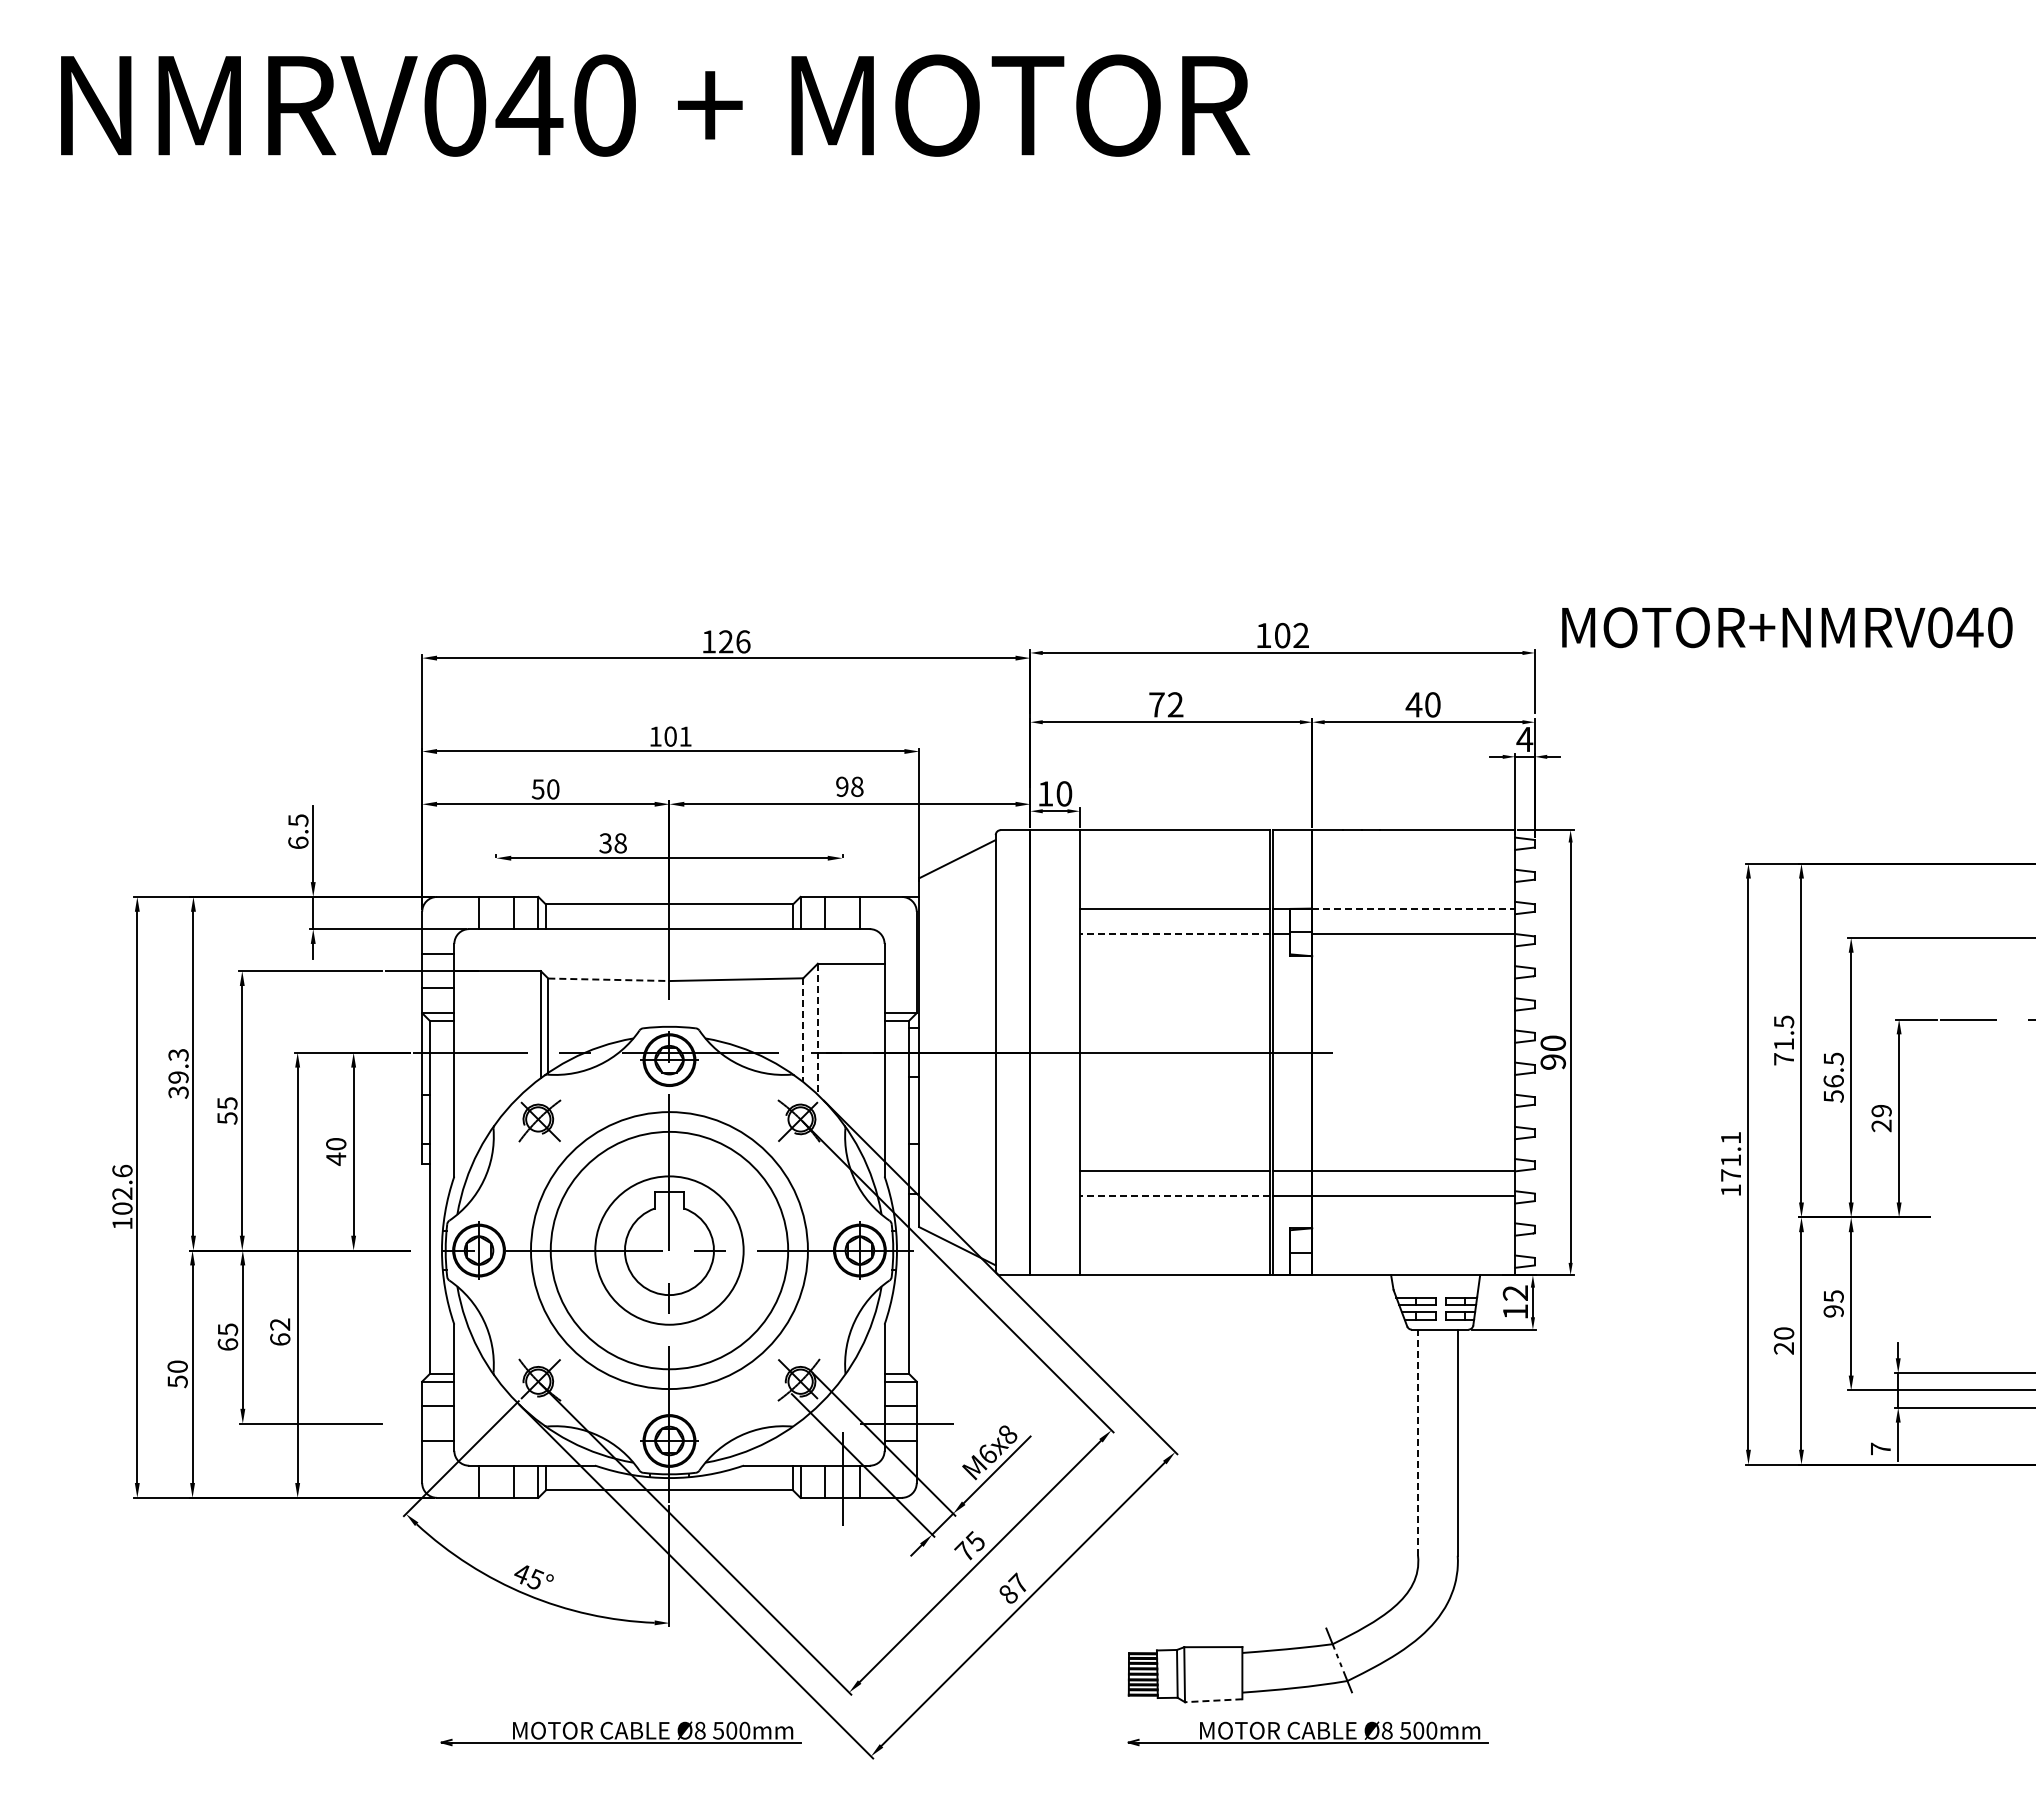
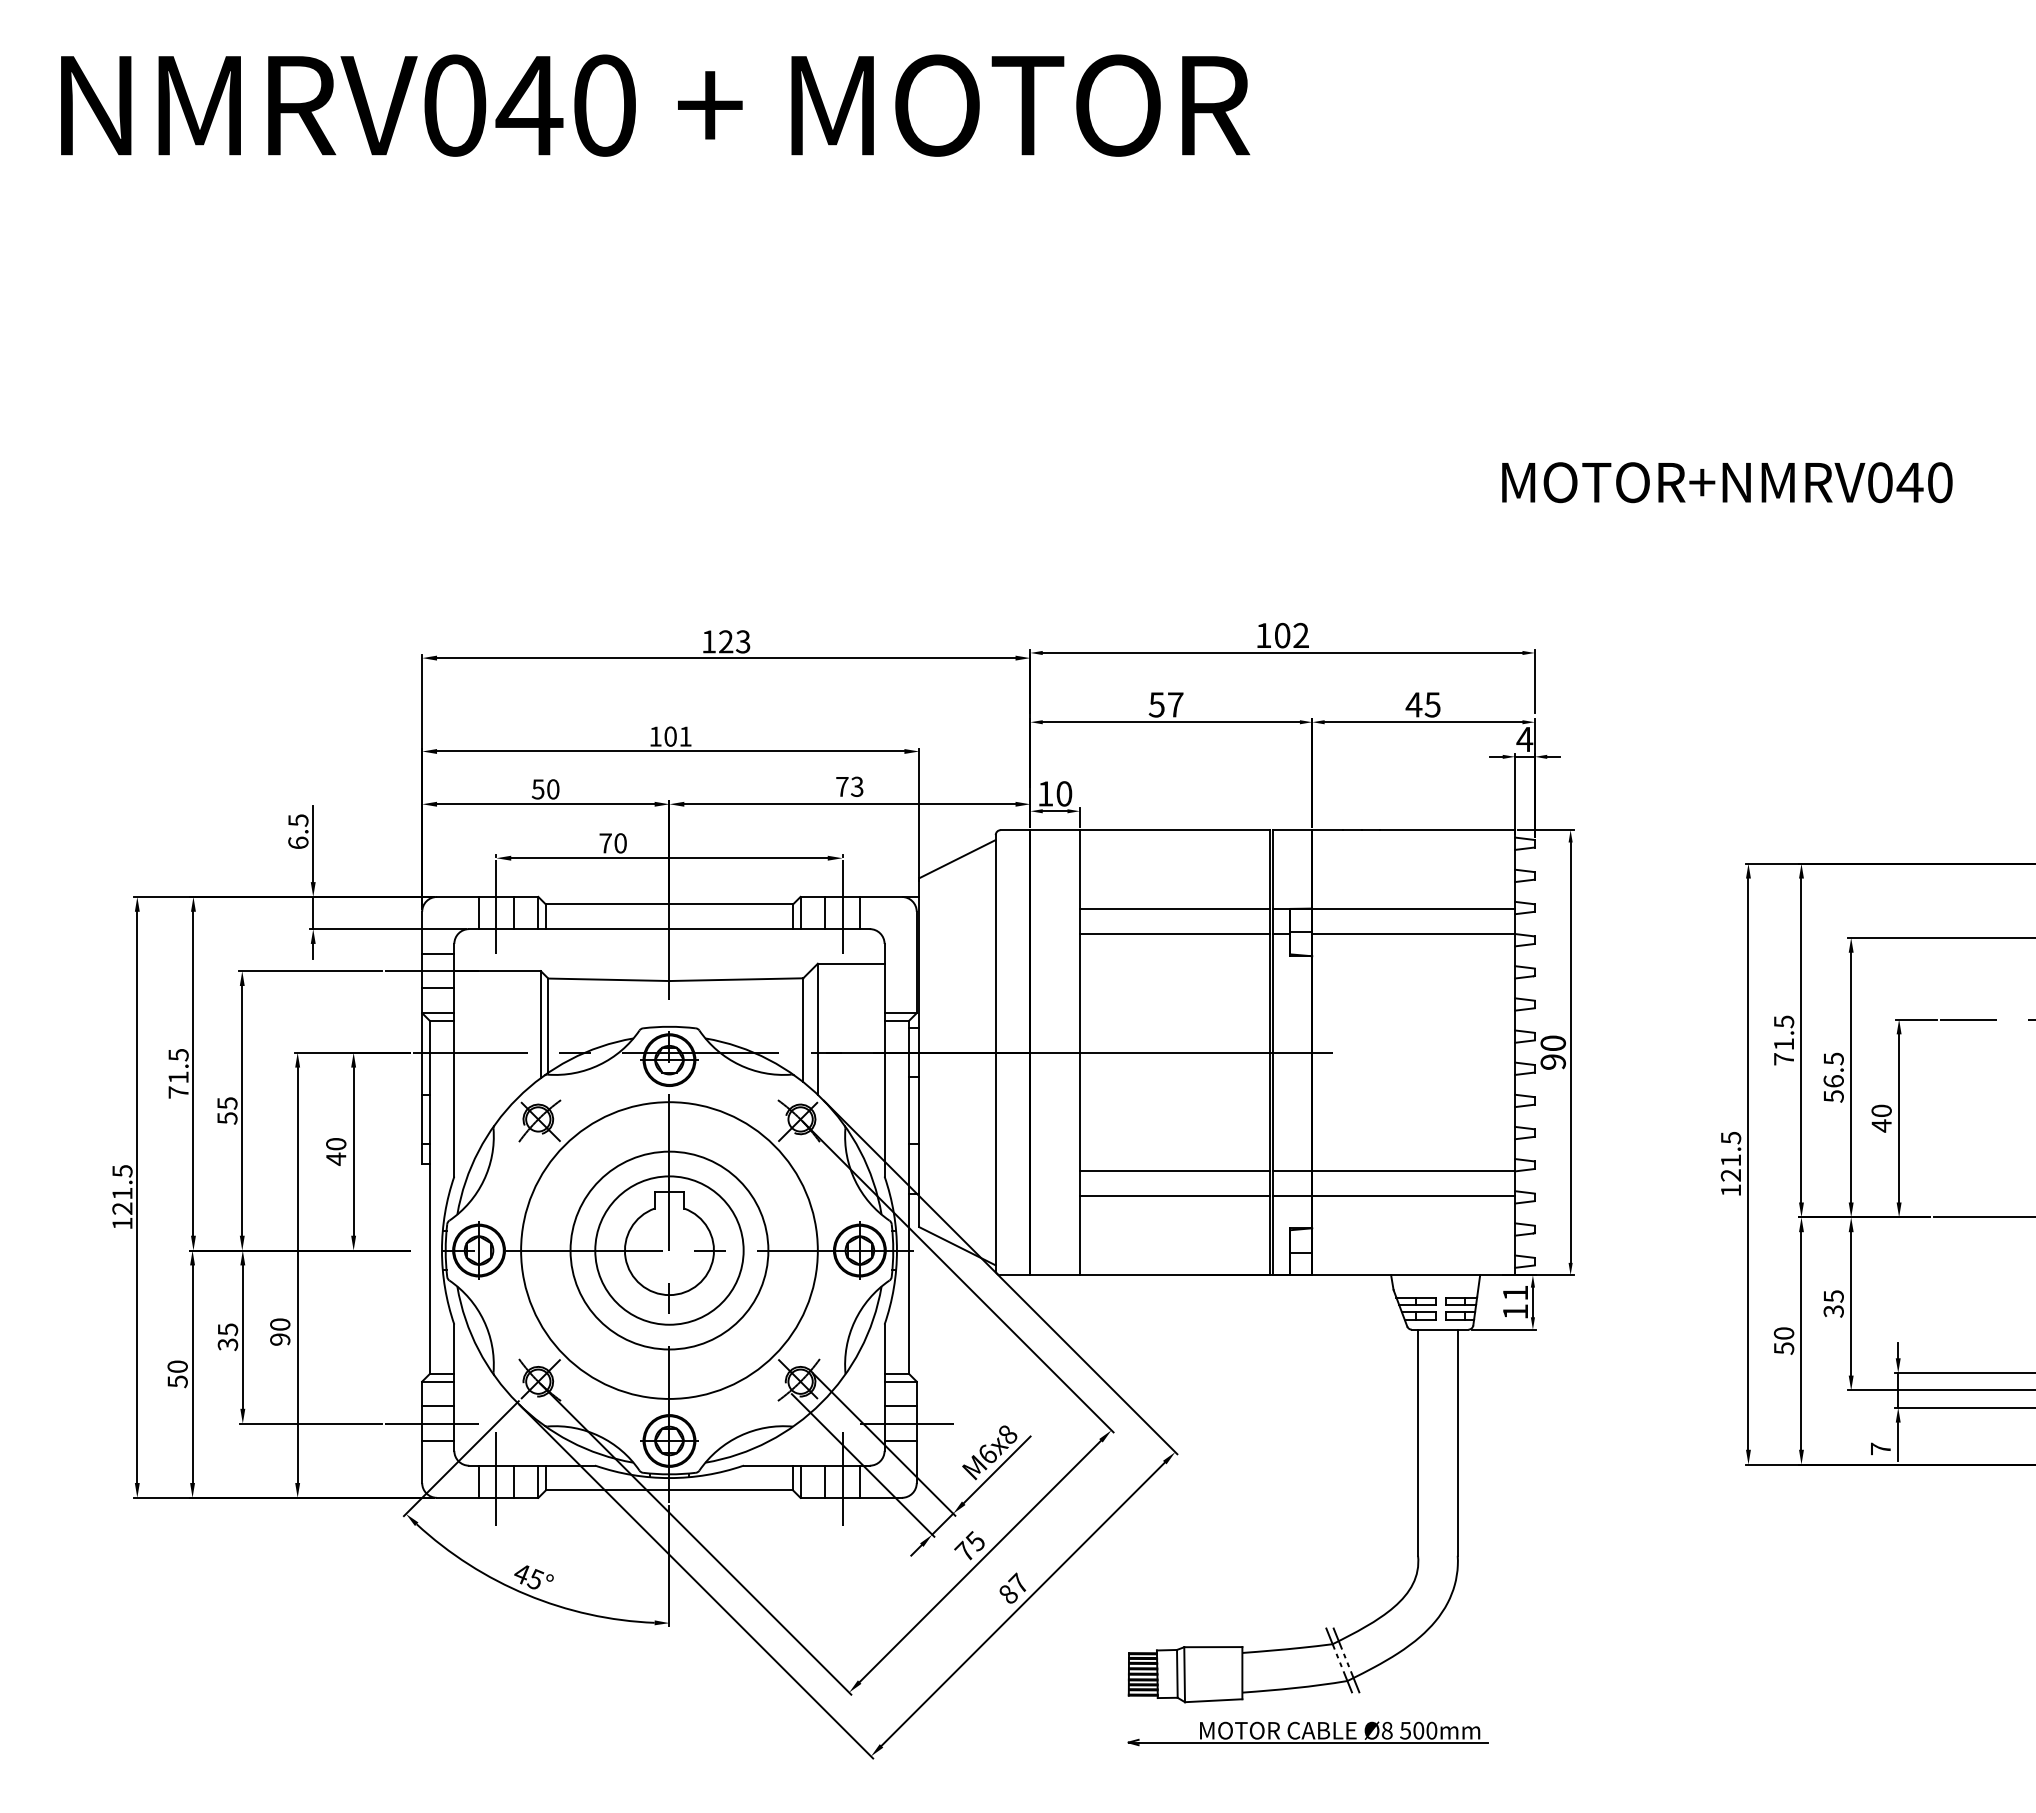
text position: (1787, 627) -> (1727, 482) (1727, 482)
text: 126 -> 123 (743, 641)
text: 72 -> 57 (1165, 704)
text: 40 -> 45 (1432, 704)
text: 98 -> 73 (849, 786)
text: 38 -> 70 (612, 843)
line: none -> present (496, 906)
line: none -> present (842, 906)
line: dashed -> solid (1414, 909)
line: dashed -> solid (1174, 934)
line: dashed -> solid (608, 979)
line: dashed -> solid (817, 1029)
line: dashed -> solid (803, 1030)
text: 39.3 -> 71.5 (178, 1073)
text: 29 -> 40 (1881, 1118)
text: 171.1 -> 121.5 (1730, 1156)
text: 102.6 -> 121.5 (122, 1189)
line: dashed -> solid (1174, 1196)
line: none -> present (1982, 1217)
circle diameter: 277 px -> 198 px (669, 1250)
circle diameter: 237 px -> 297 px (669, 1250)
text: 12 -> 11 (1514, 1292)
text: 95 -> 35 (1833, 1311)
text: 62 -> 90 (280, 1331)
text: 65 -> 35 (227, 1344)
text: 20 -> 50 (1783, 1348)
line: none -> present (431, 1423)
line: dashed -> solid (1418, 1443)
line: none -> present (496, 1478)
line: none -> present (1347, 1662)
line: dashed -> solid (1213, 1700)
part: present -> none (620, 1733)
